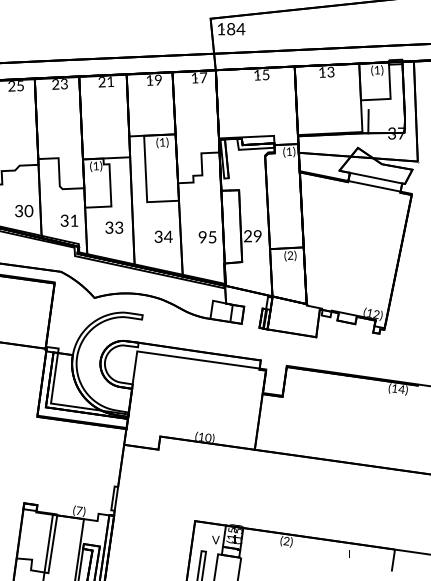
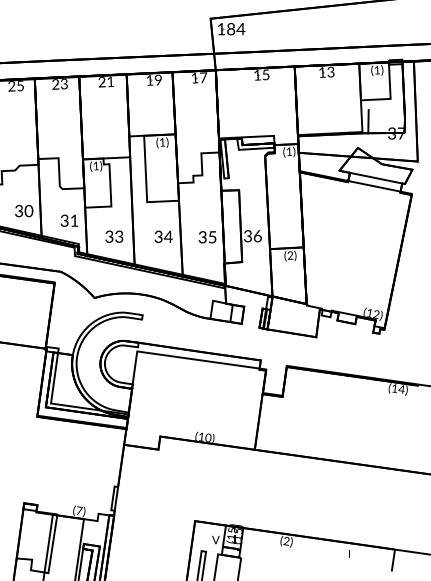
part position: (114, 227) -> (114, 236) (114, 236)
text: 29 -> 36 (252, 236)
text: 95 -> 35 (202, 237)
